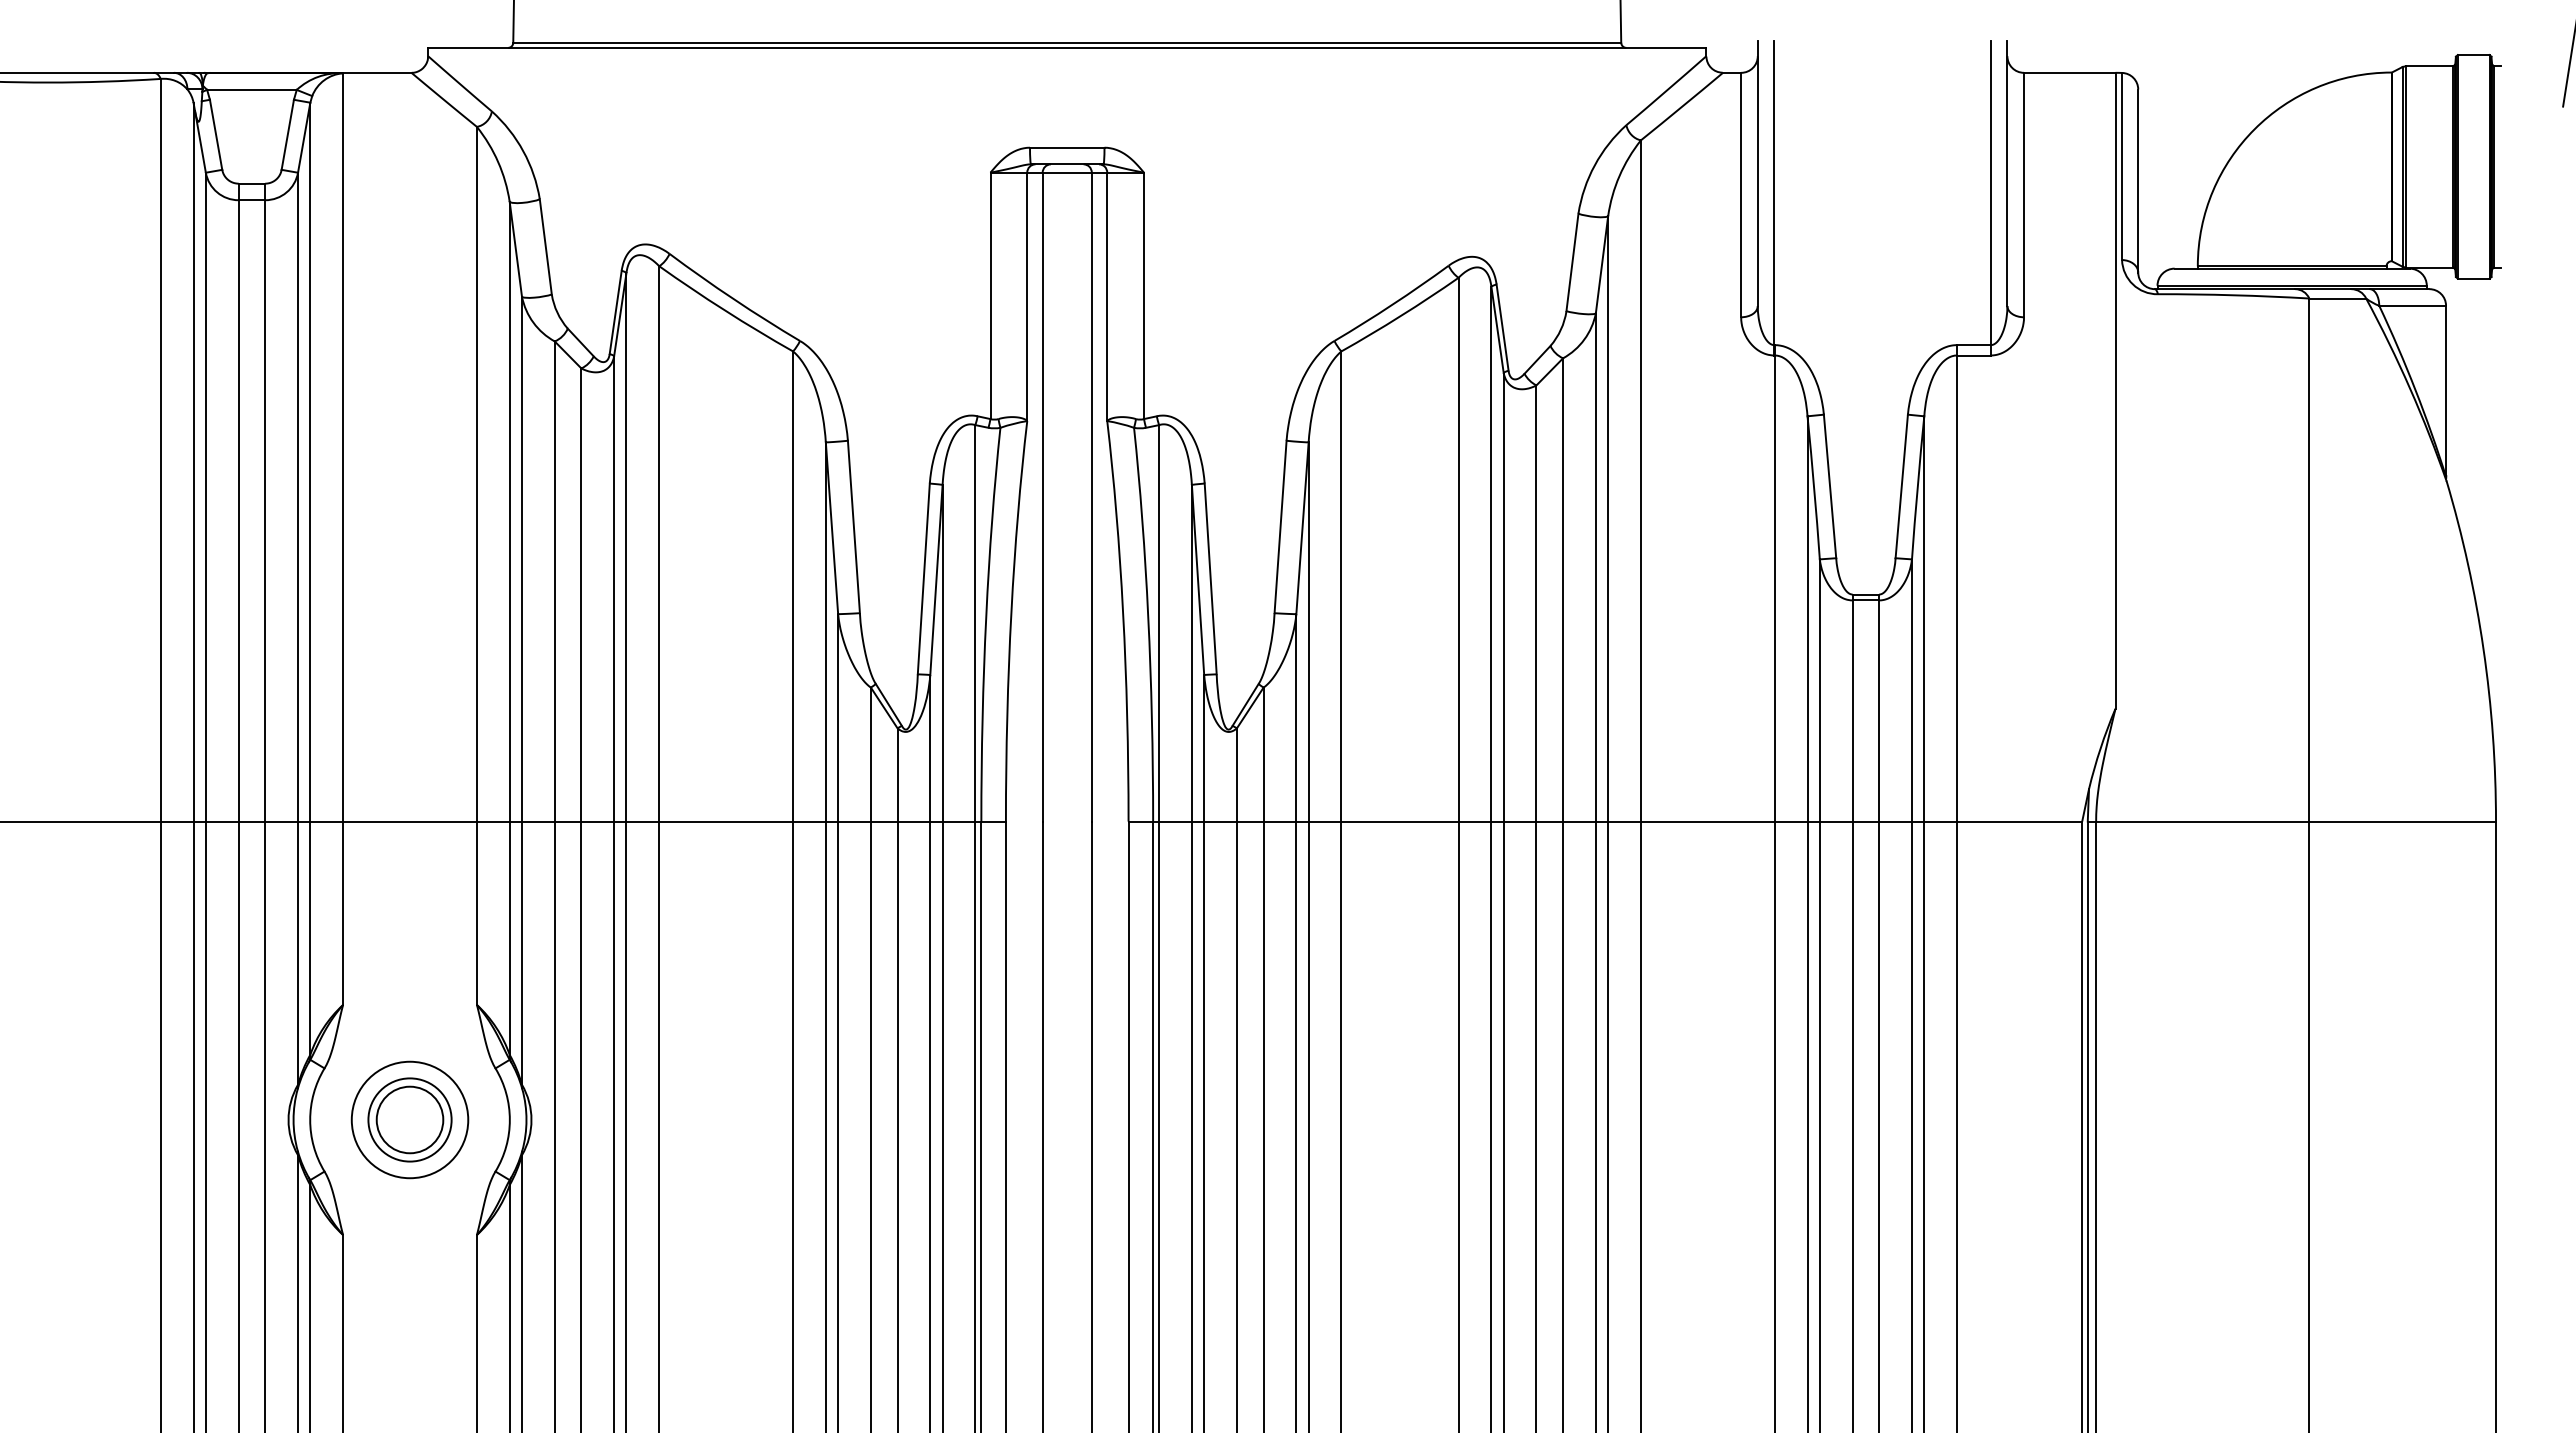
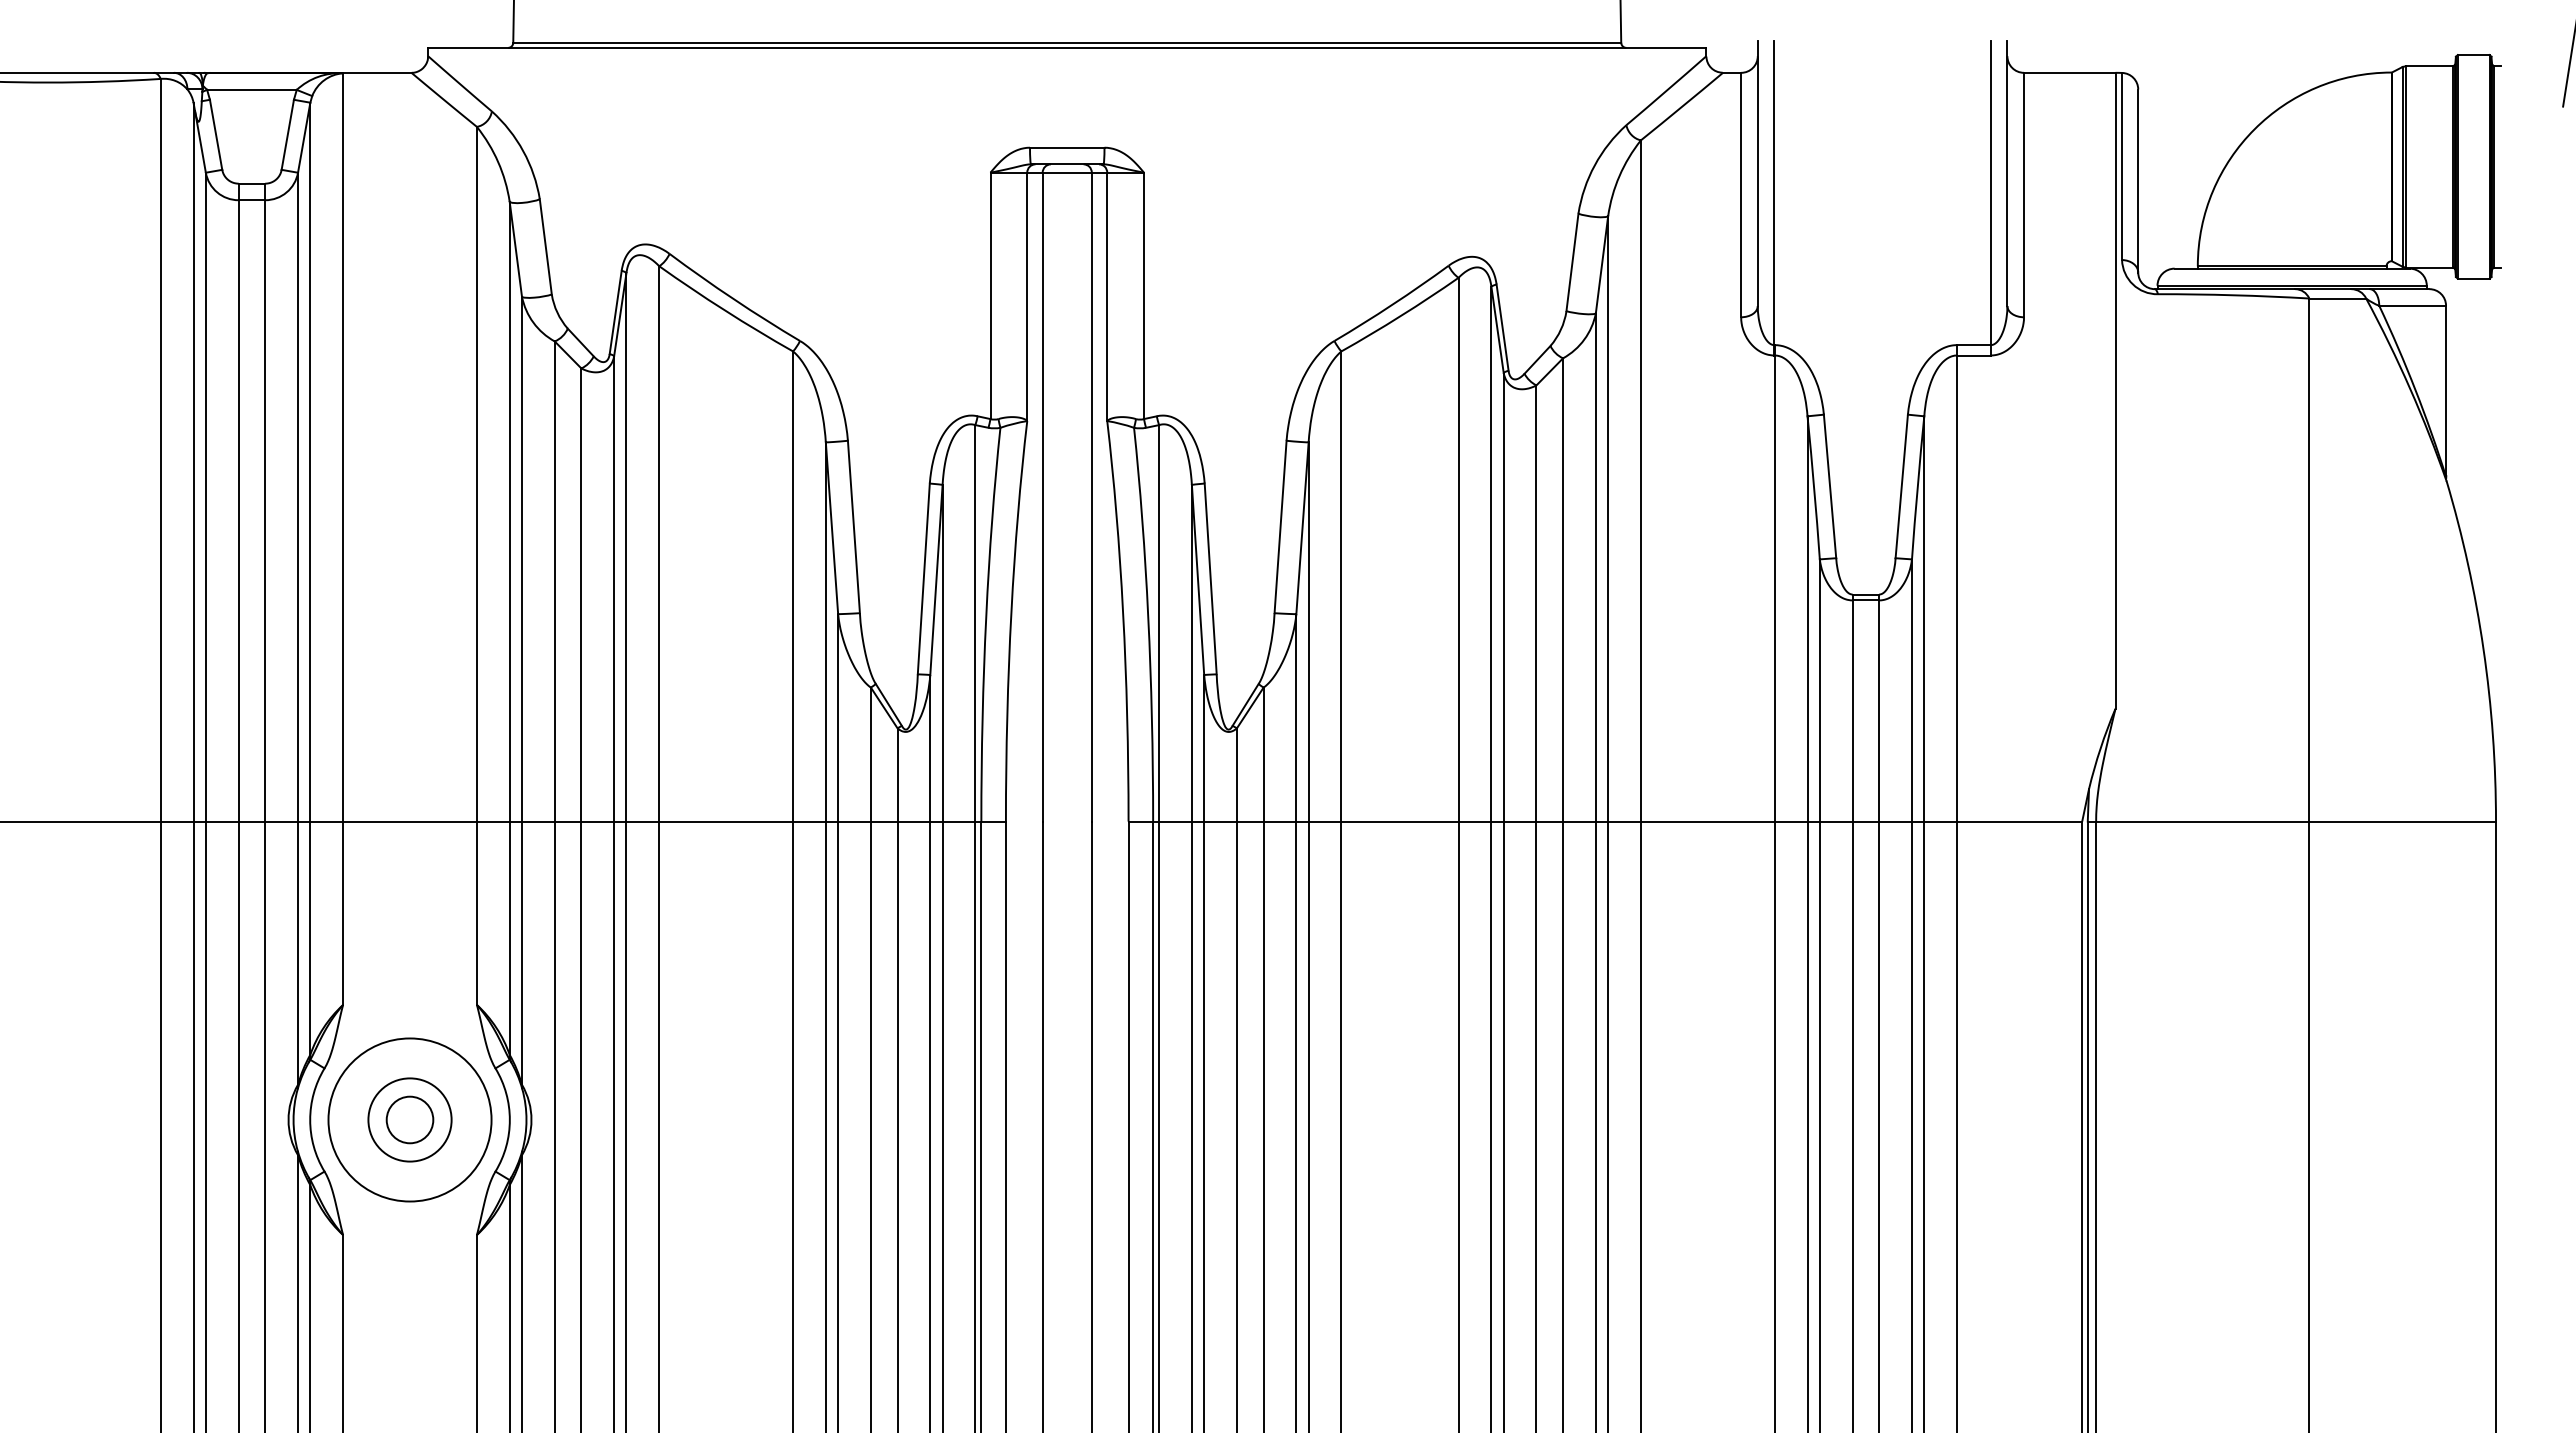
circle diameter: 116 px -> 163 px (409, 1119)
circle diameter: 67 px -> 47 px (409, 1119)
